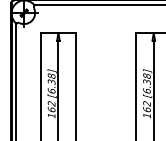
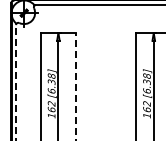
line: solid -> dashed (16, 82)
line: solid -> dashed (76, 87)
